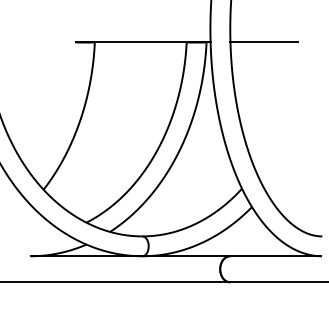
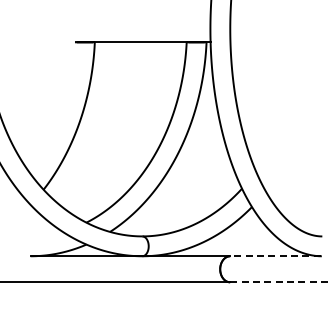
line: present -> none (264, 42)
line: solid -> dashed (274, 256)
line: solid -> dashed (279, 282)
